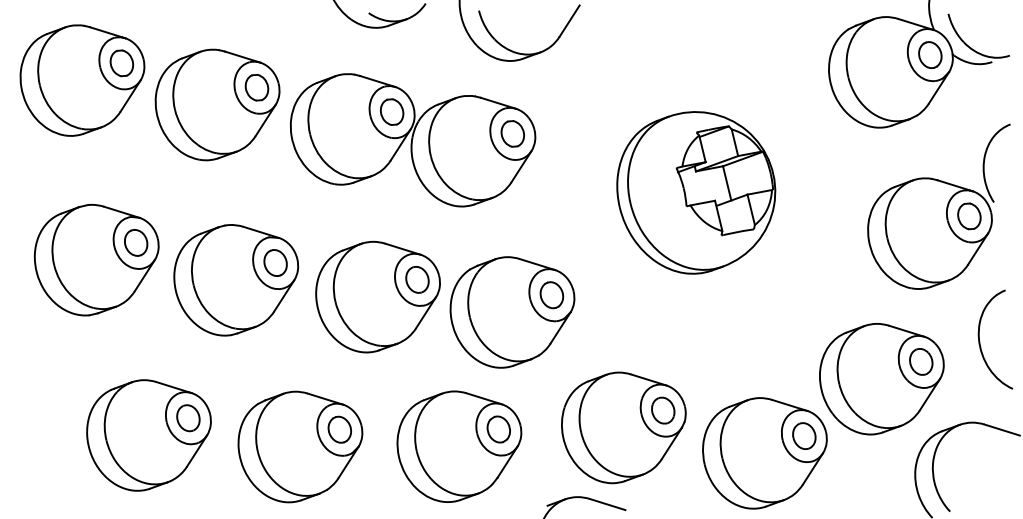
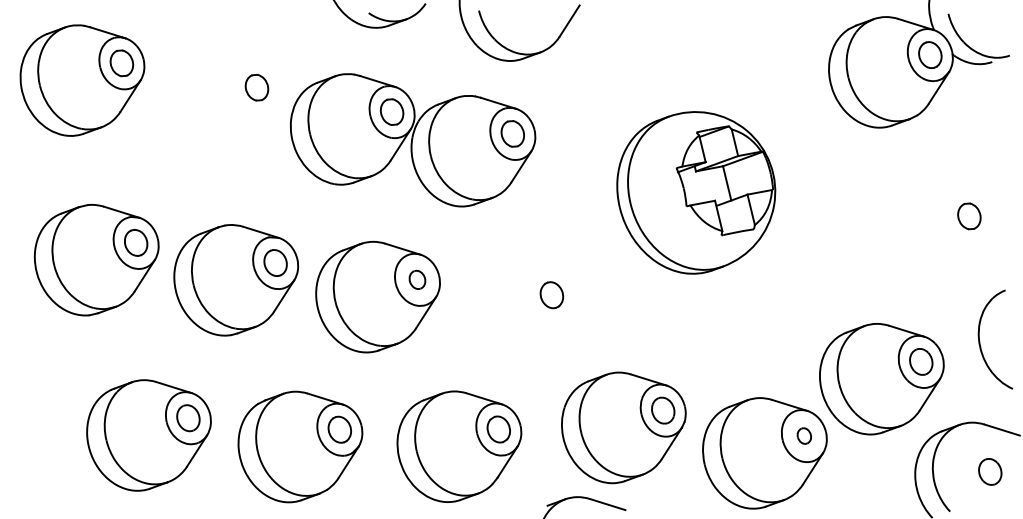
part: present -> none (217, 104)
part: present -> none (938, 206)
part size: 25x28 px -> 19x21 px (417, 279)
part: present -> none (512, 312)
part size: 25x28 px -> 16x18 px (803, 435)
part: none -> present (990, 471)
